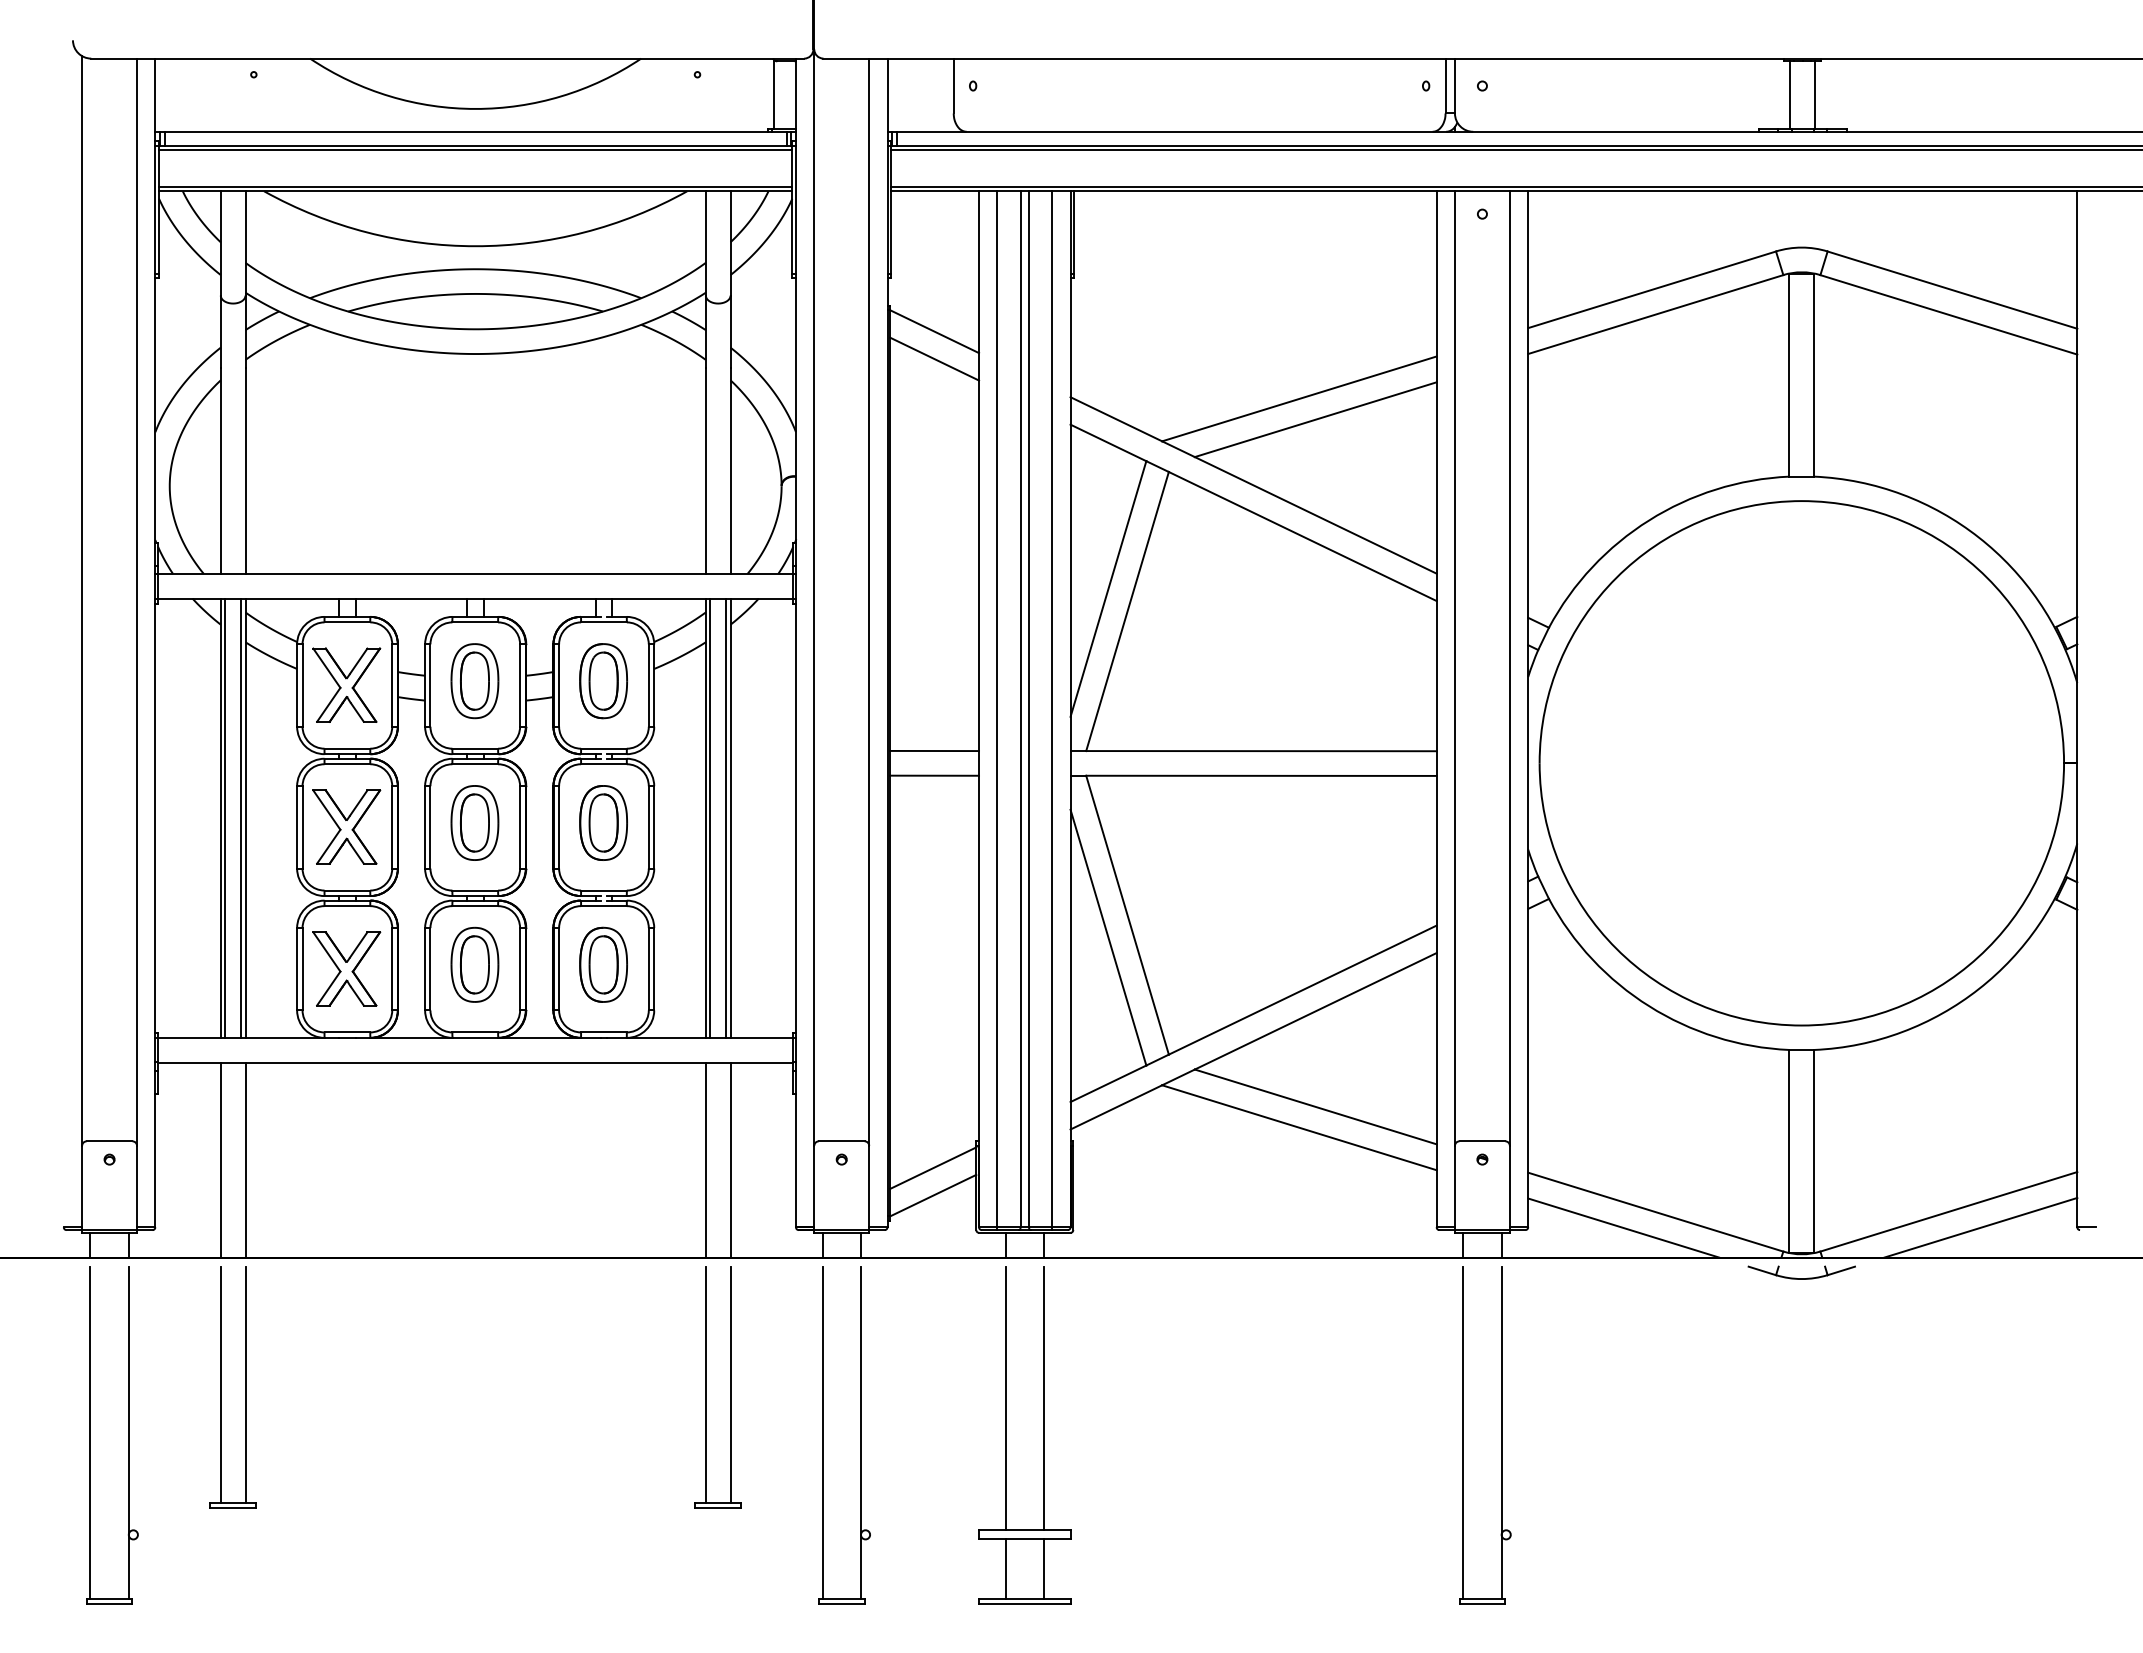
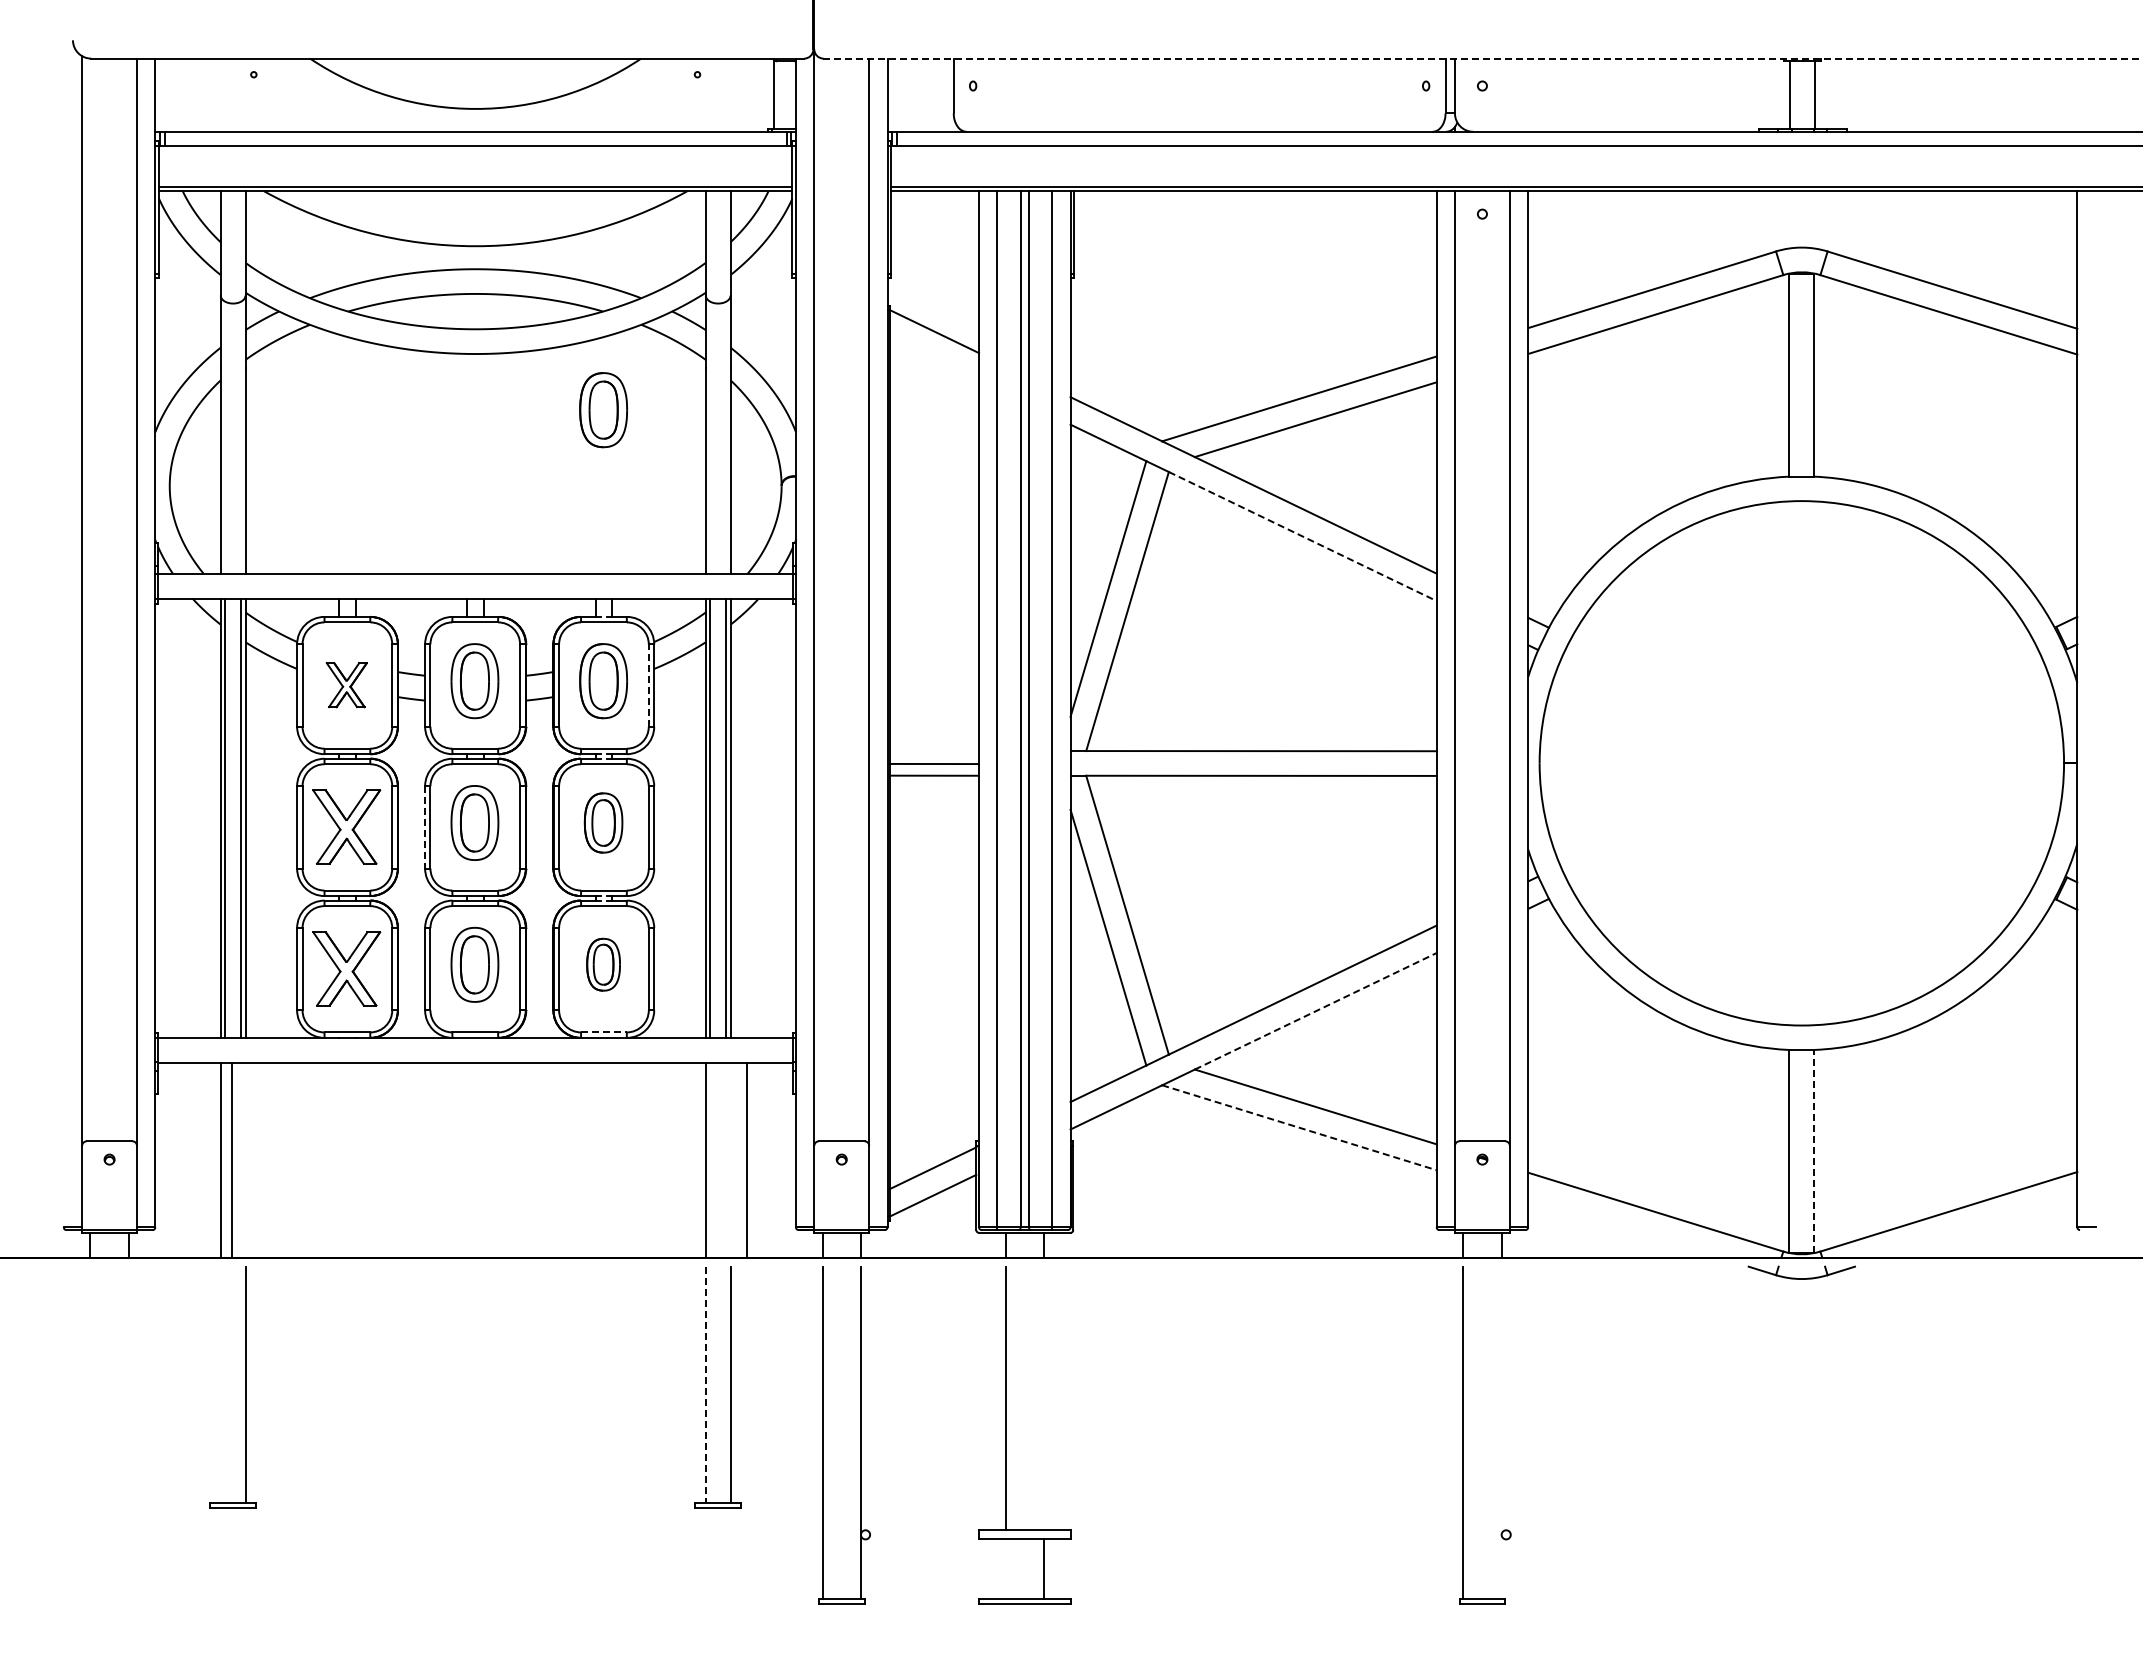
line: solid -> dashed (1483, 58)
line: present -> none (475, 150)
line: present -> none (1515, 150)
line: present -> none (934, 358)
part: none -> present (603, 410)
line: solid -> dashed (1302, 536)
part size: 70x76 px -> 43x47 px (346, 685)
line: solid -> dashed (648, 685)
line position: (934, 750) -> (934, 763) (934, 763)
part size: 49x76 px -> 41x62 px (603, 822)
line: solid -> dashed (425, 827)
part size: 49x77 px -> 35x55 px (603, 964)
line: solid -> dashed (1316, 1011)
line: solid -> dashed (603, 1032)
line: solid -> dashed (1299, 1127)
line: solid -> dashed (1814, 1151)
line position: (245, 1159) -> (231, 1159) (231, 1159)
line position: (730, 1159) -> (746, 1159) (746, 1159)
line: present -> none (1623, 1227)
line: present -> none (1980, 1227)
line: present -> none (220, 1384)
line: solid -> dashed (705, 1385)
line: present -> none (1044, 1398)
line: present -> none (1501, 1432)
part: present -> none (128, 1435)
line: present -> none (1005, 1568)
